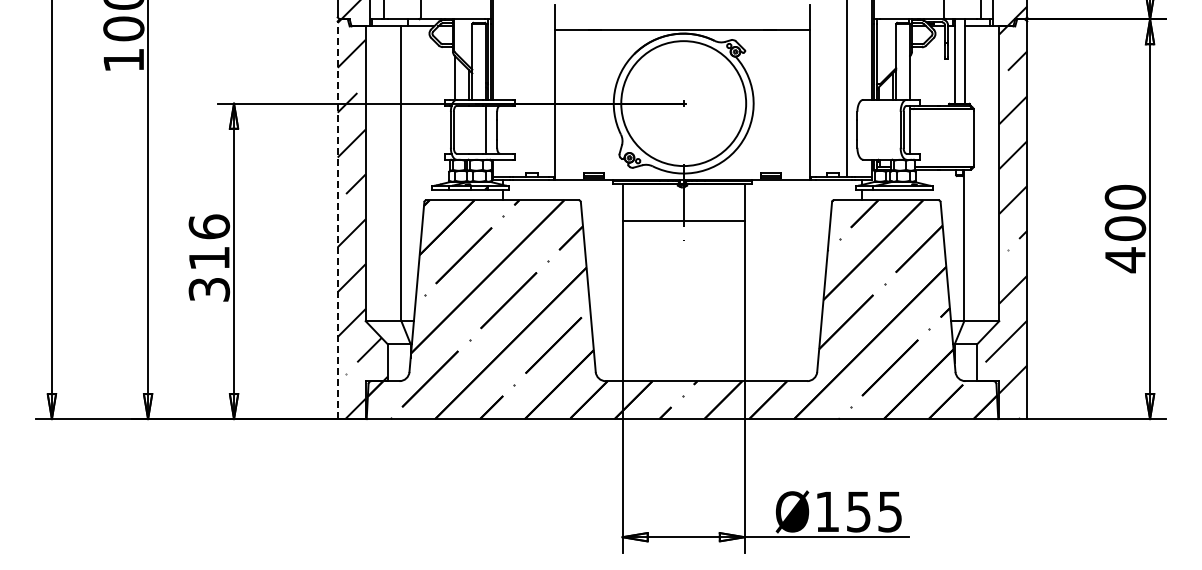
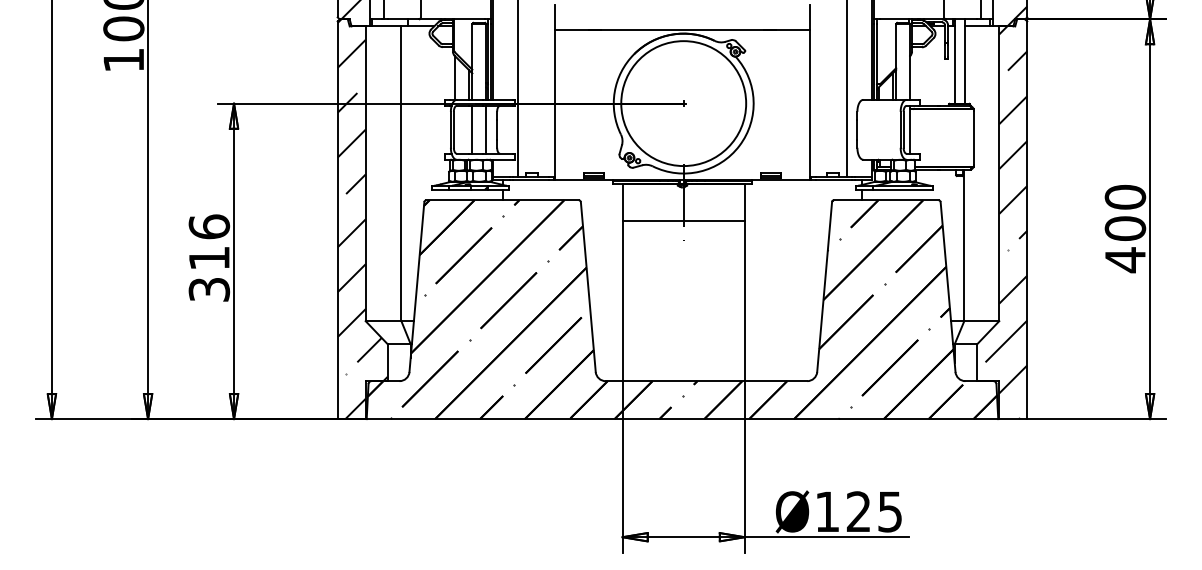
line: none -> present (517, 89)
line: none -> present (472, 129)
line: dashed -> solid (337, 220)
text: Ø155 -> Ø125 (858, 511)
